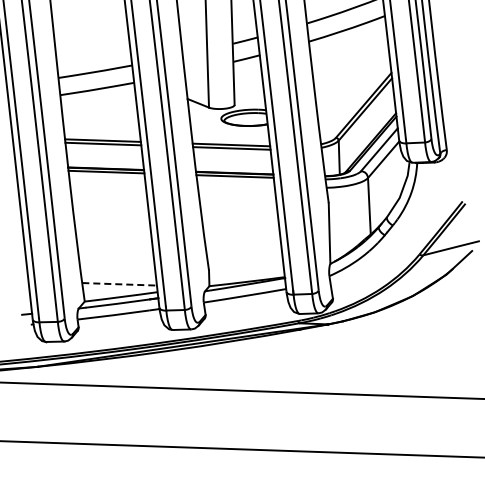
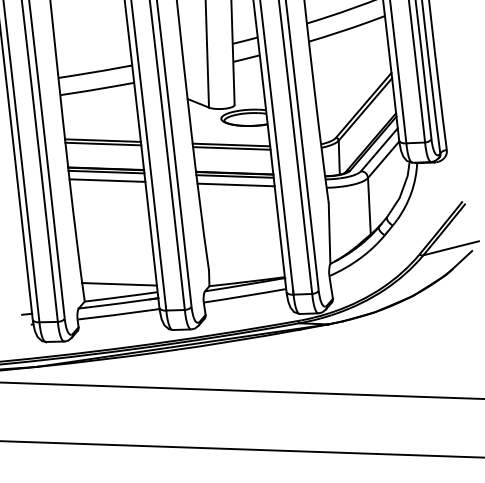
line: none -> present (107, 180)
line: none -> present (235, 184)
line: dashed -> solid (120, 284)
